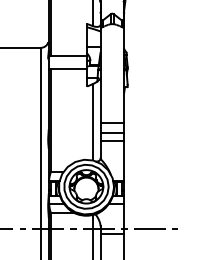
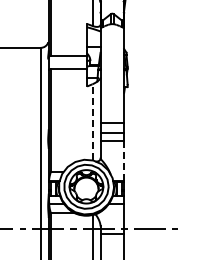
line: solid -> dashed (92, 121)
line: solid -> dashed (124, 160)
